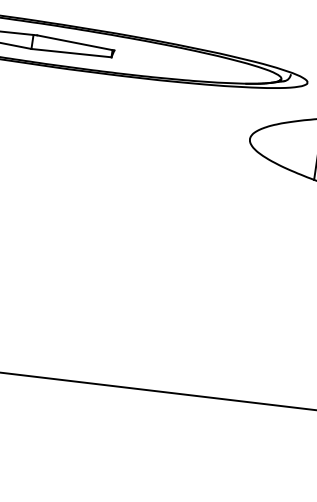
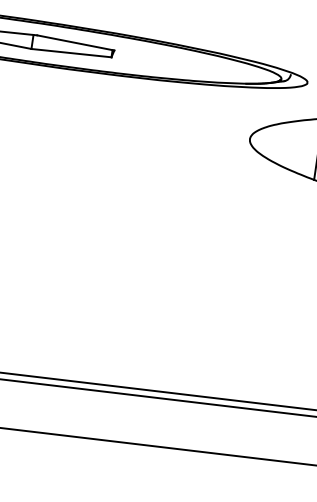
line: none -> present (157, 397)
line: none -> present (157, 446)
